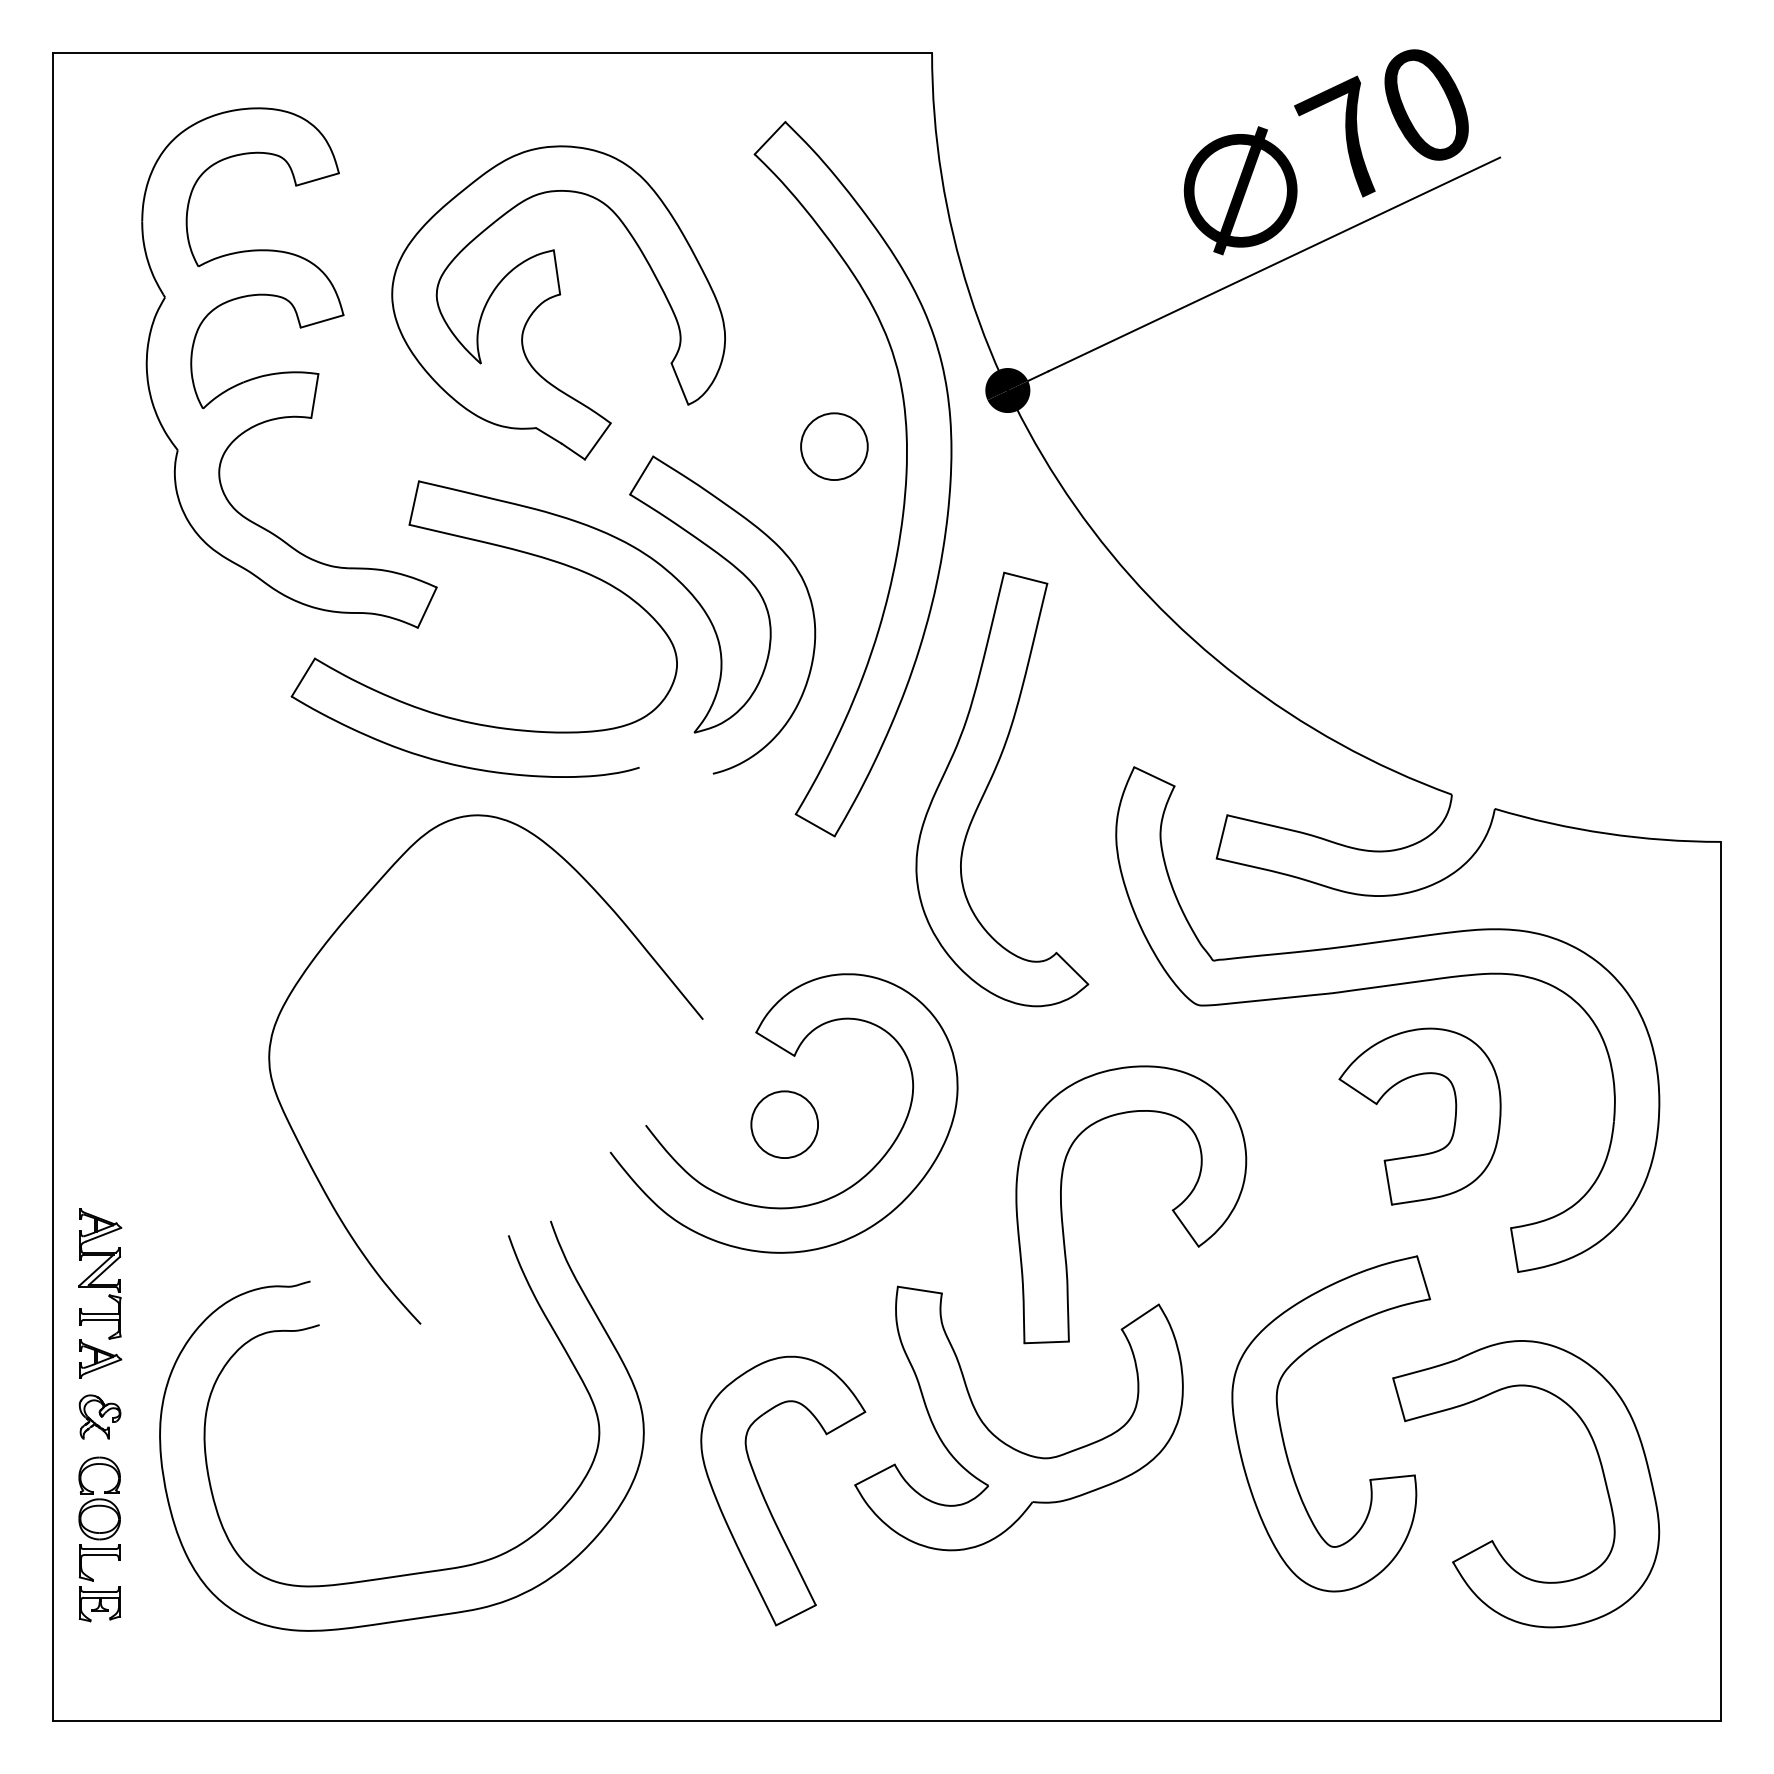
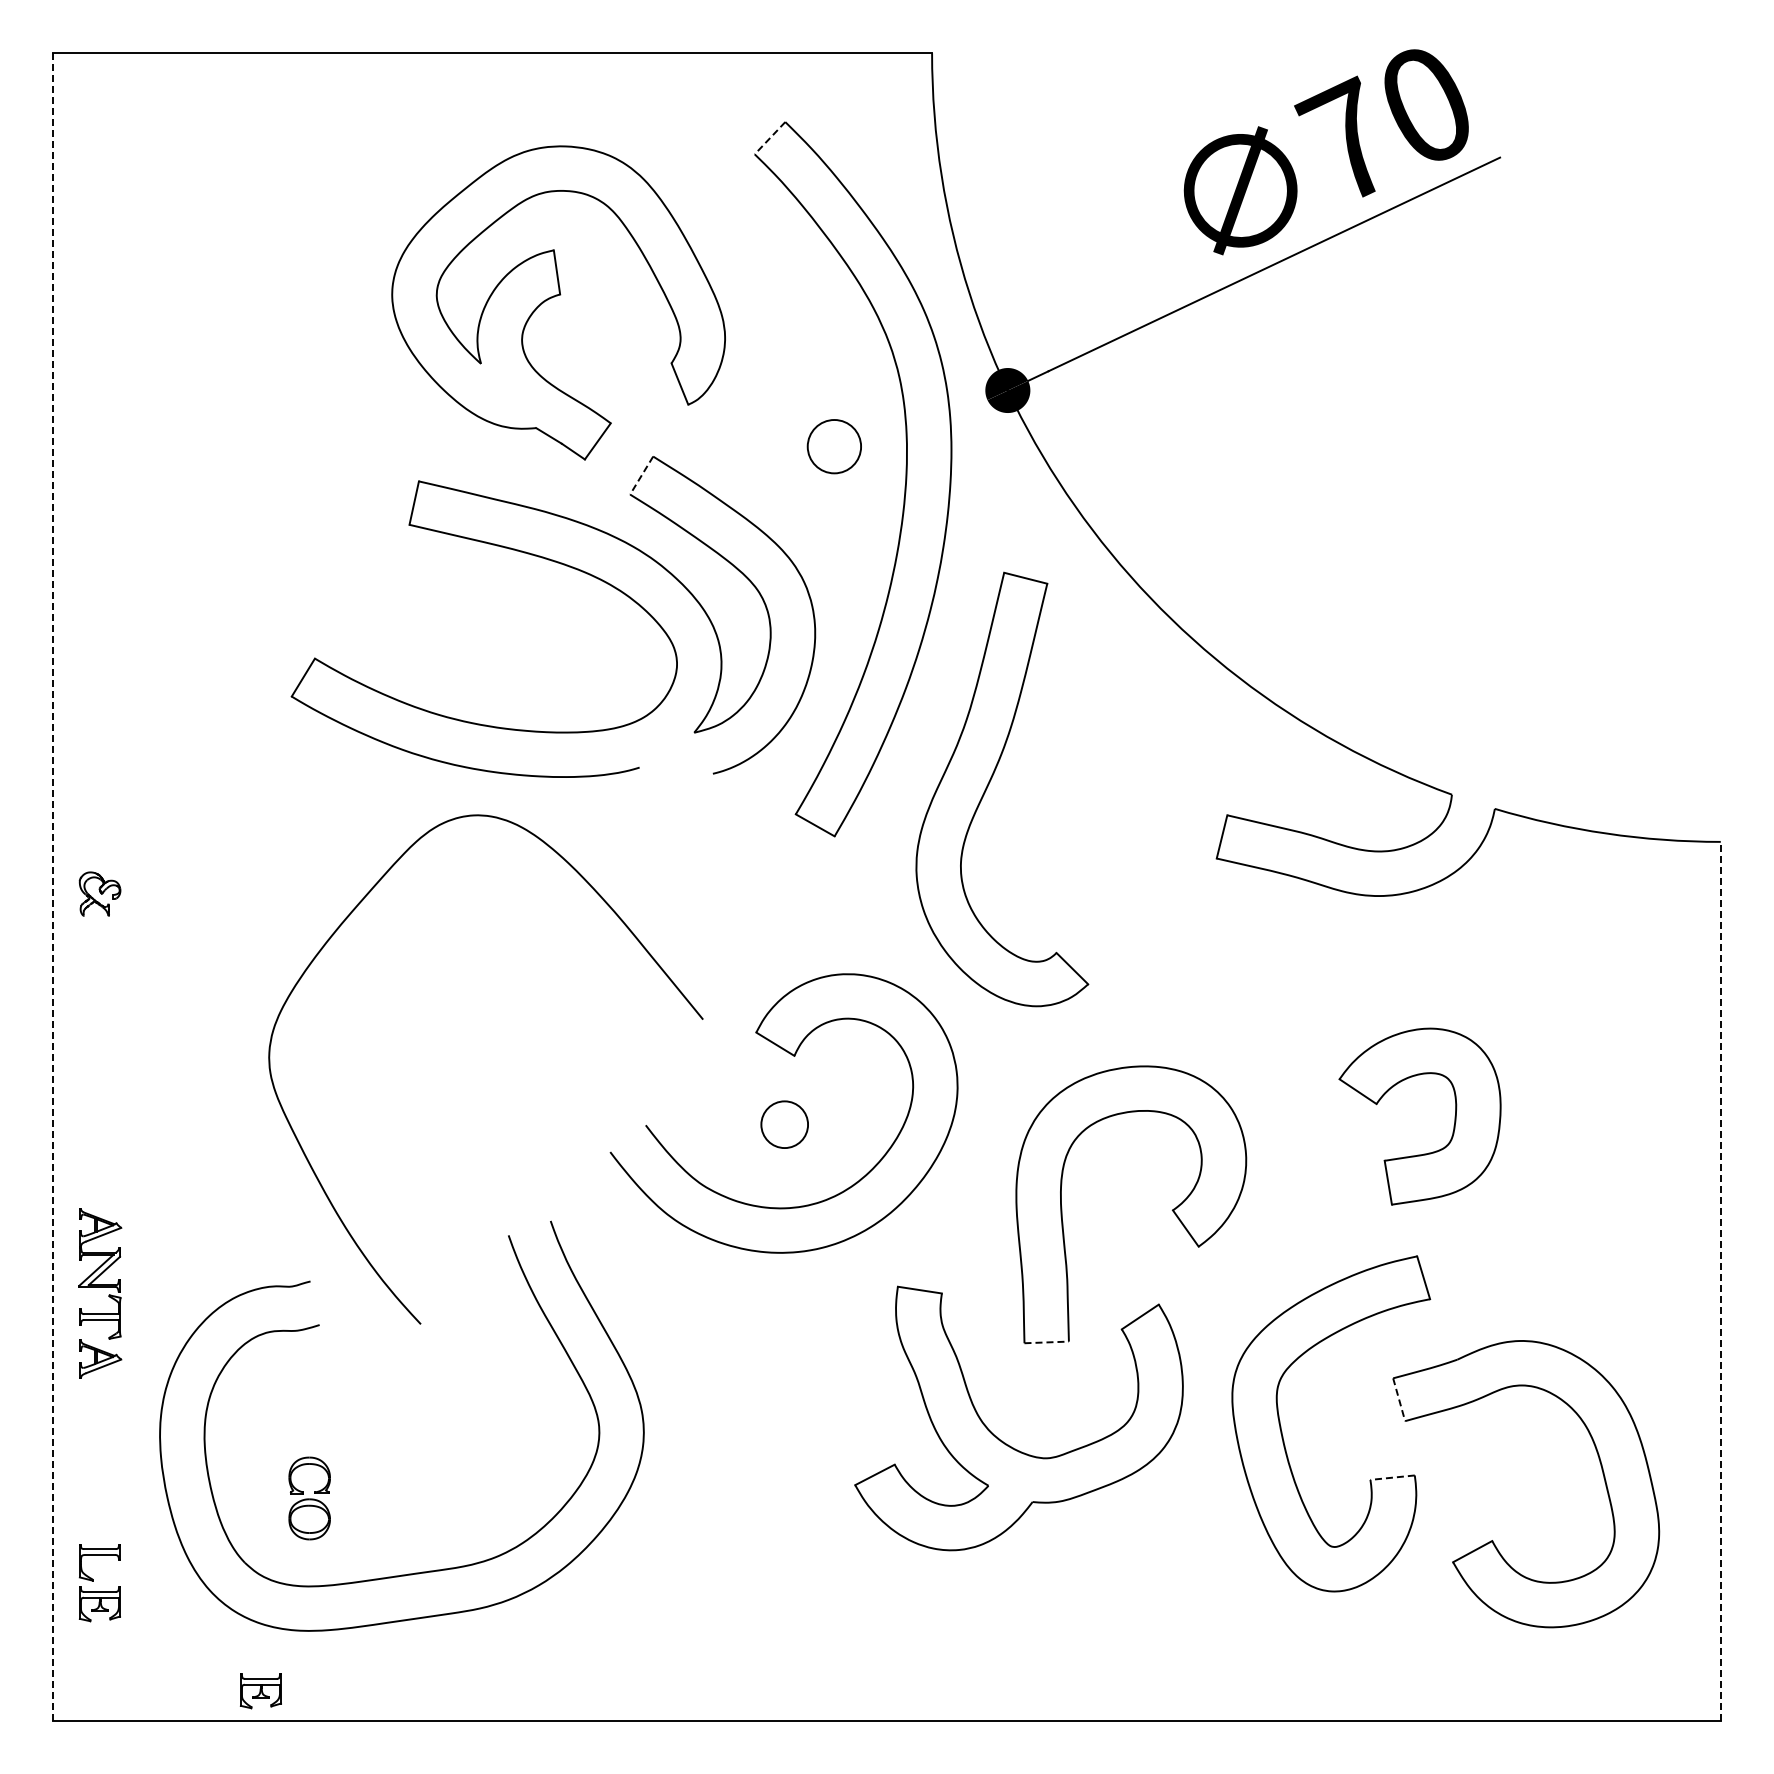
line: solid -> dashed (769, 138)
part: present -> none (289, 367)
circle diameter: 67 px -> 53 px (834, 446)
line: solid -> dashed (641, 475)
line: solid -> dashed (53, 887)
part: present -> none (1384, 987)
circle diameter: 67 px -> 47 px (784, 1124)
line: solid -> dashed (1720, 1280)
line: solid -> dashed (1047, 1342)
line: solid -> dashed (1399, 1400)
part position: (99, 1416) -> (99, 893) (99, 893)
line: solid -> dashed (1392, 1477)
part position: (99, 1498) -> (309, 1498) (309, 1498)
part: present -> none (765, 1498)
part: none -> present (260, 1691)
